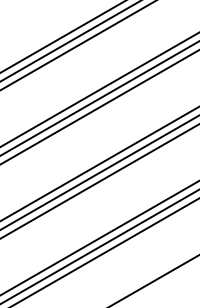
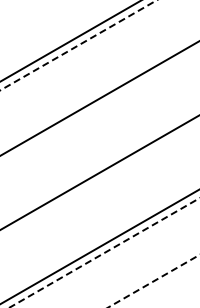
line: present -> none (62, 36)
line: solid -> dashed (78, 45)
line: present -> none (99, 89)
line: present -> none (99, 107)
line: present -> none (99, 163)
line: present -> none (99, 181)
line: present -> none (99, 238)
line: solid -> dashed (104, 252)
line: solid -> dashed (153, 281)
